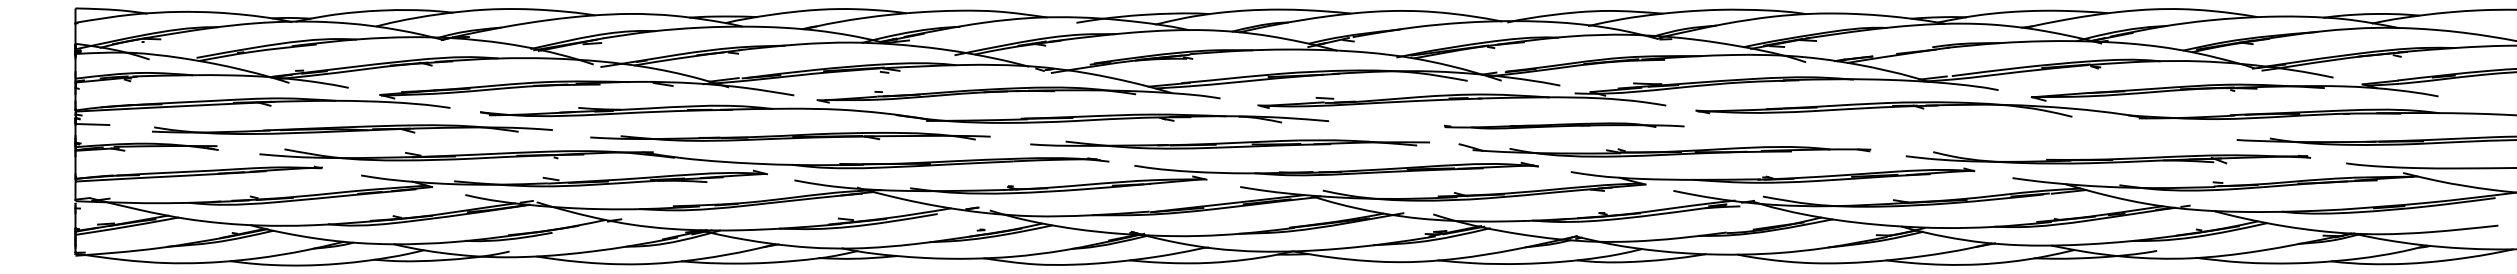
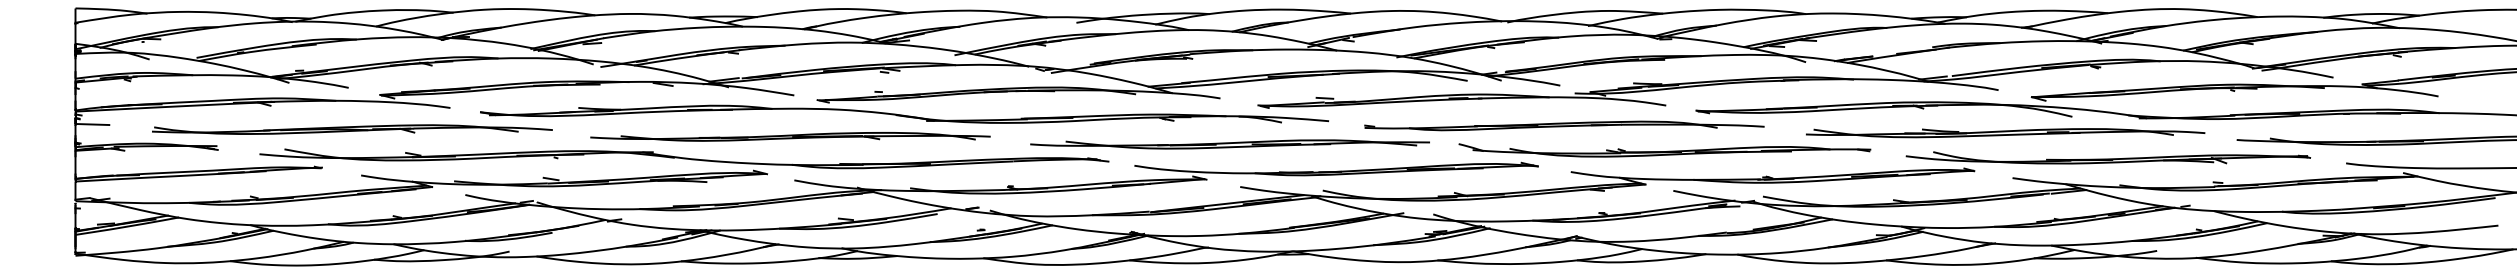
part size: 241x8 px -> 401x12 px (1564, 125)
part: none -> present (2005, 133)
